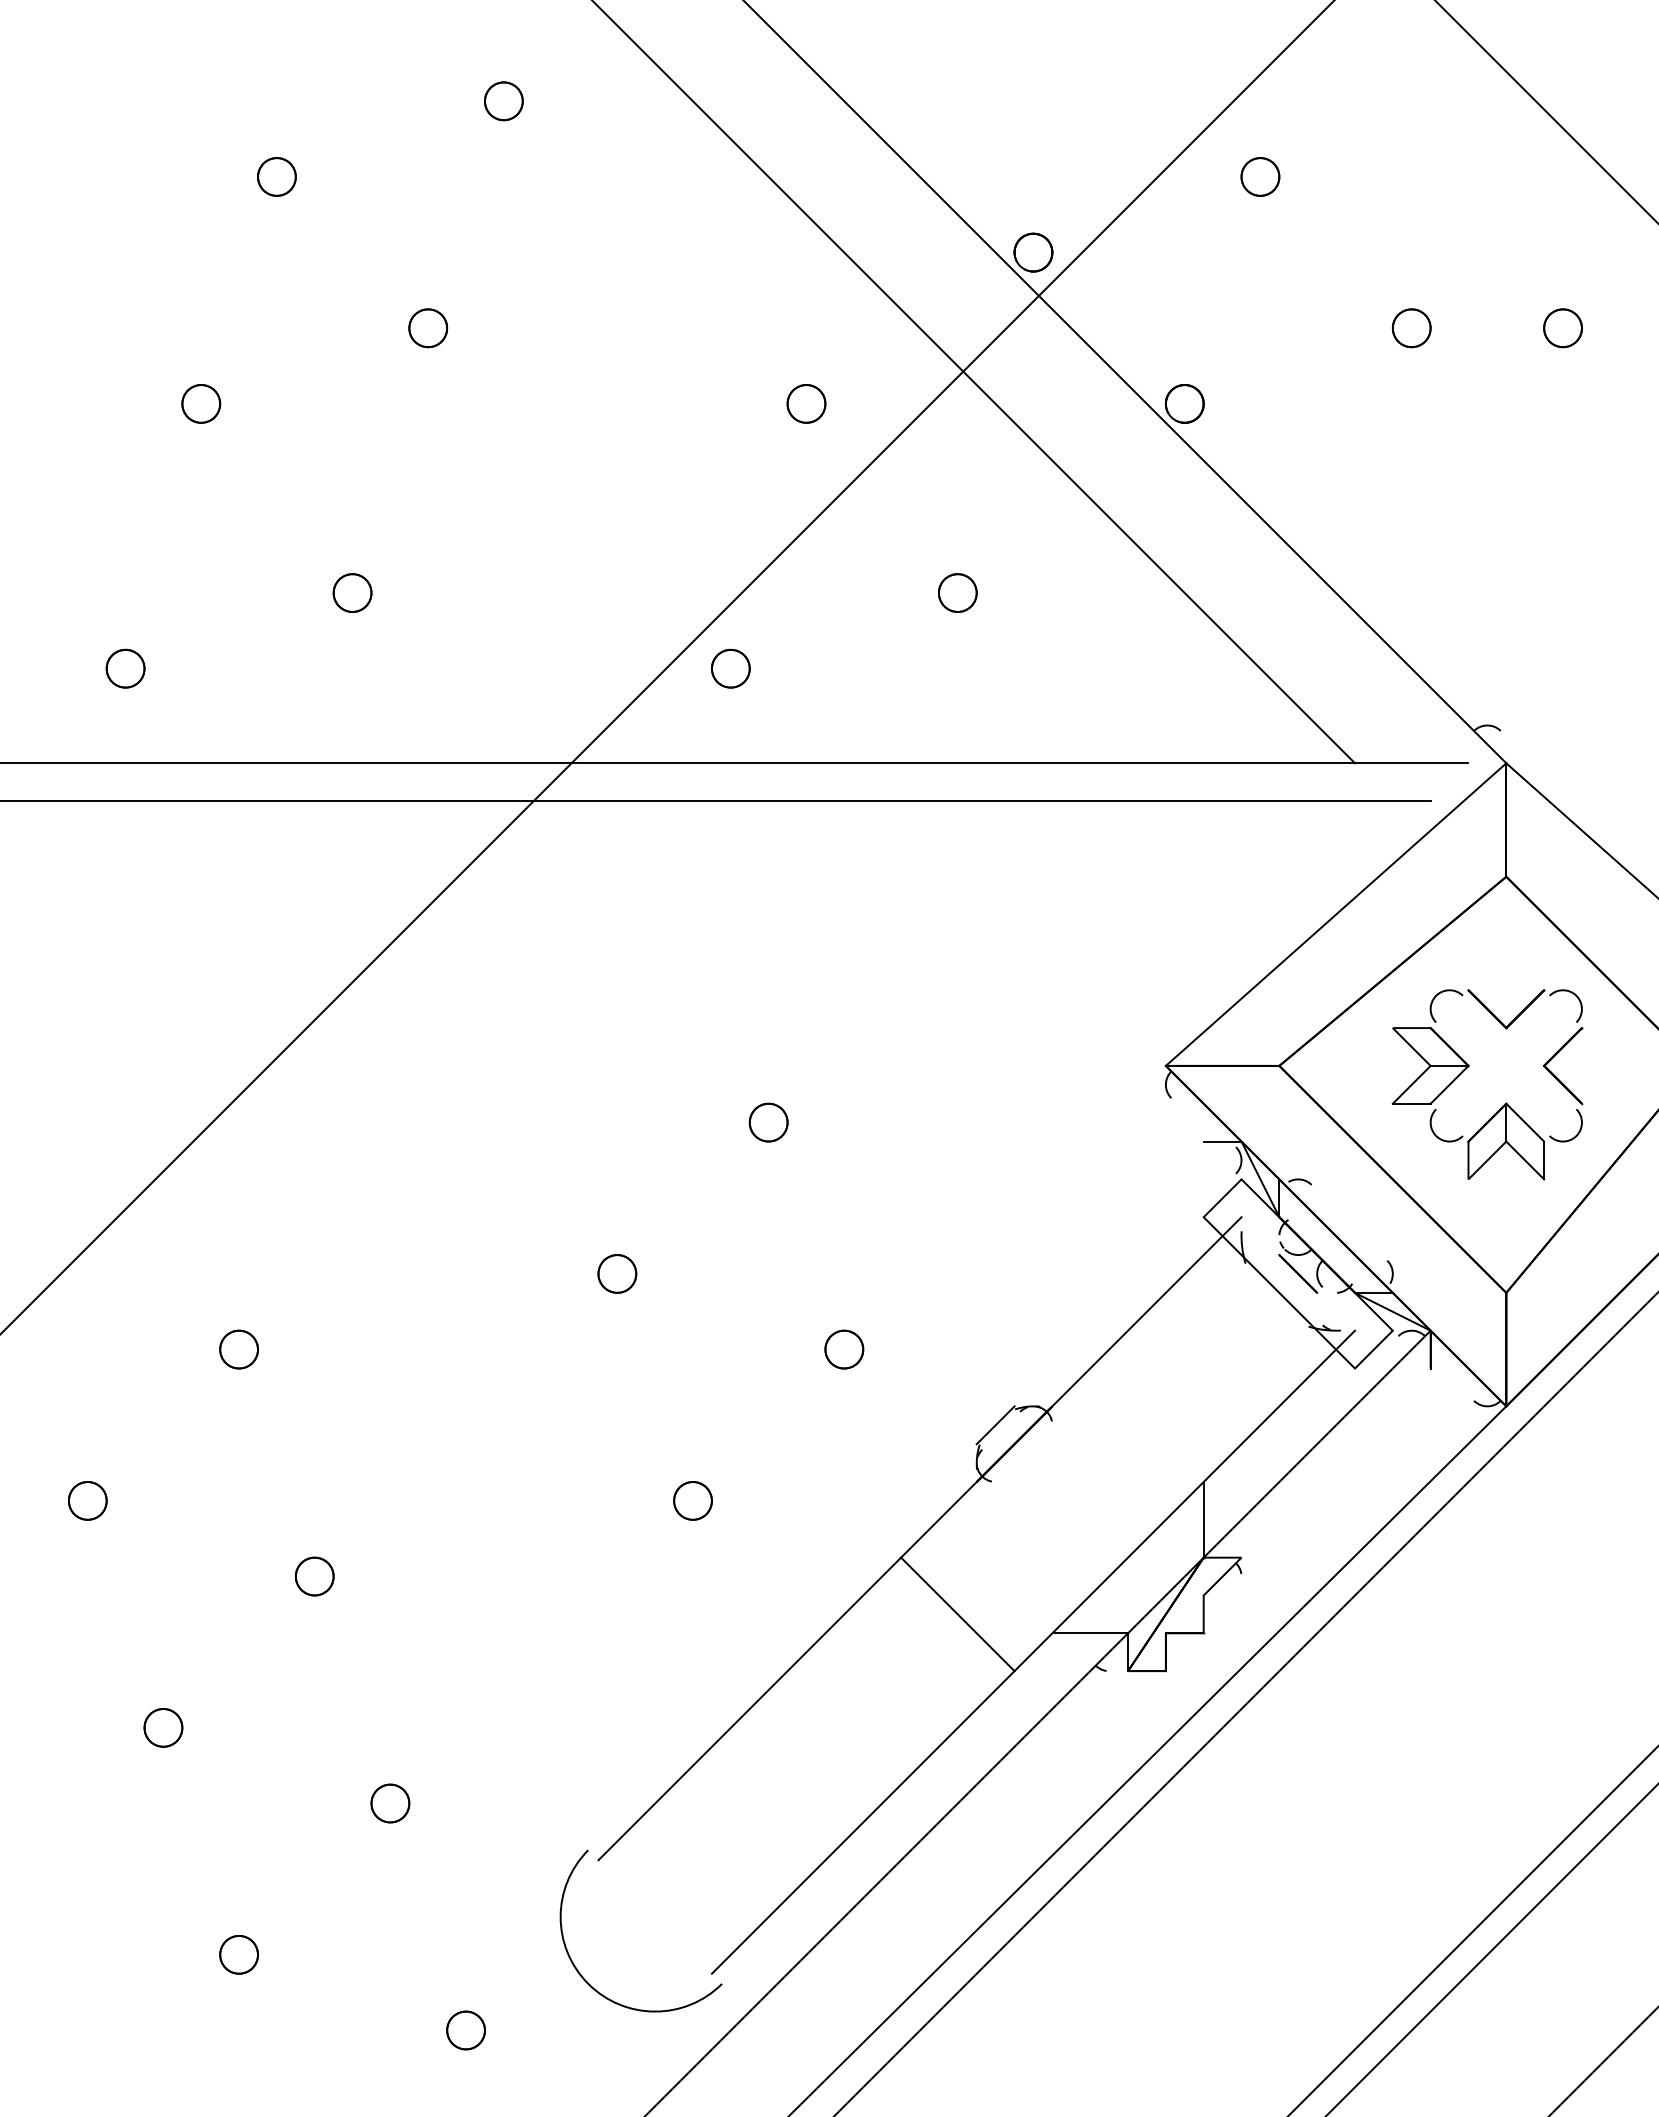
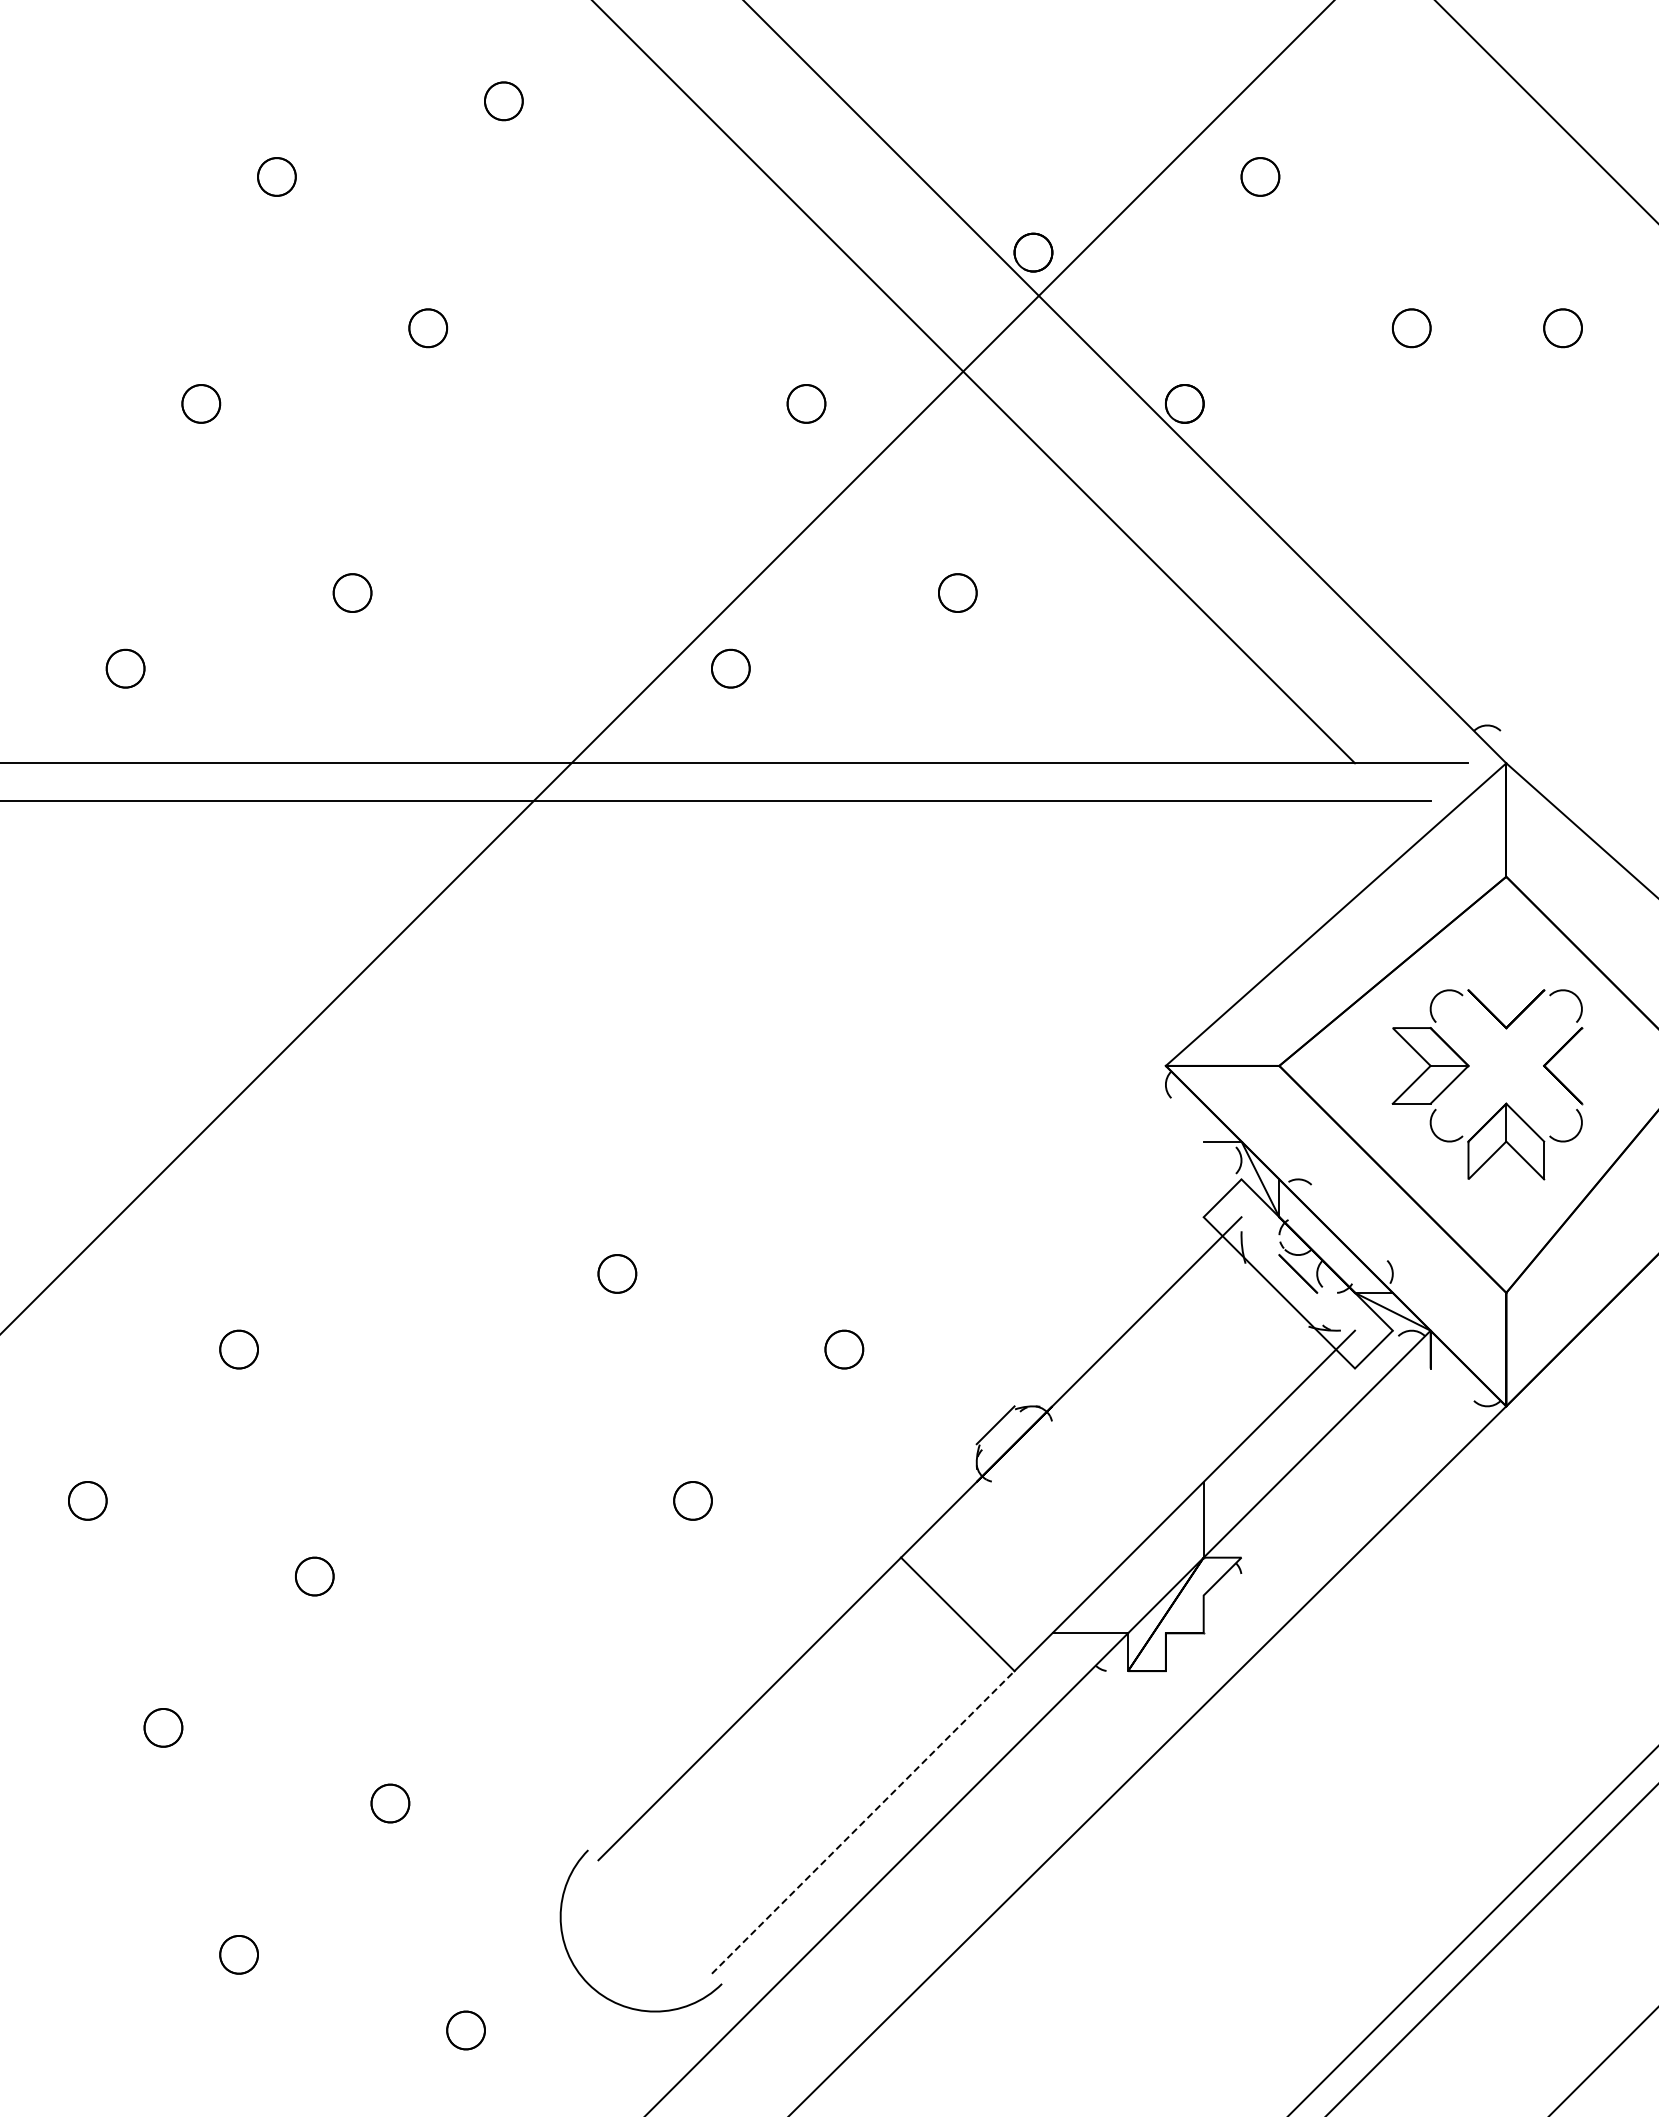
part: present -> none (768, 1122)
line: present -> none (1246, 1704)
line: solid -> dashed (863, 1822)
